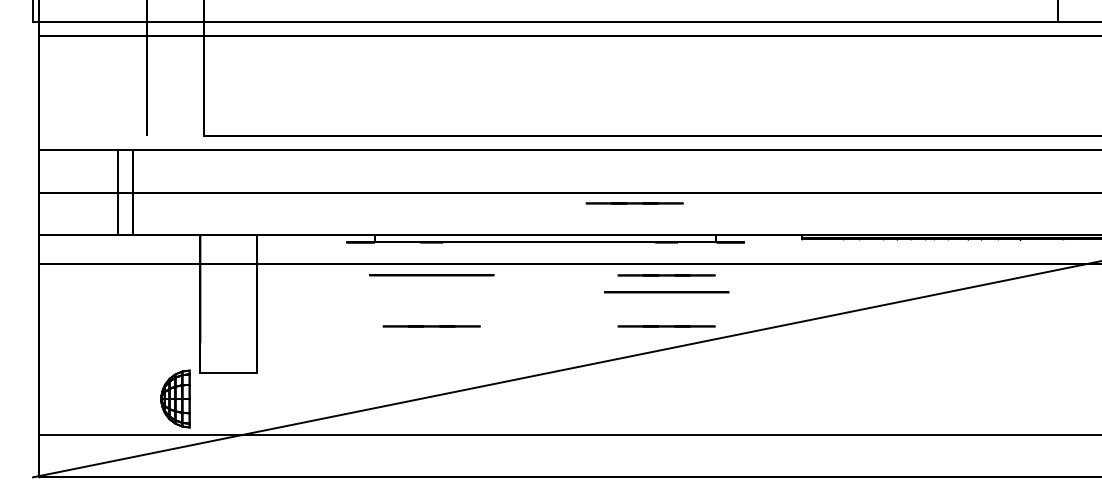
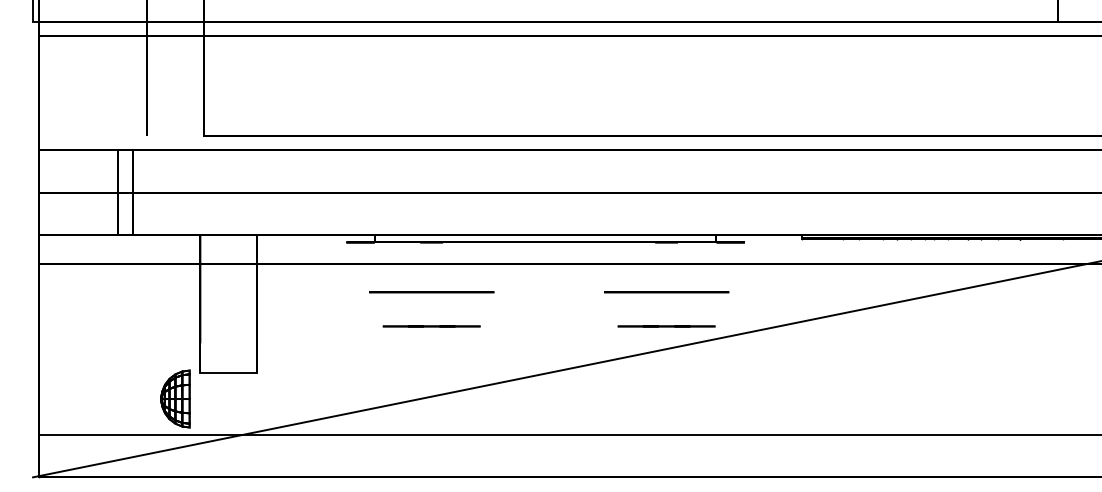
line: present -> none (634, 203)
circle position: (431, 275) -> (431, 292) (431, 292)
line: present -> none (666, 275)
